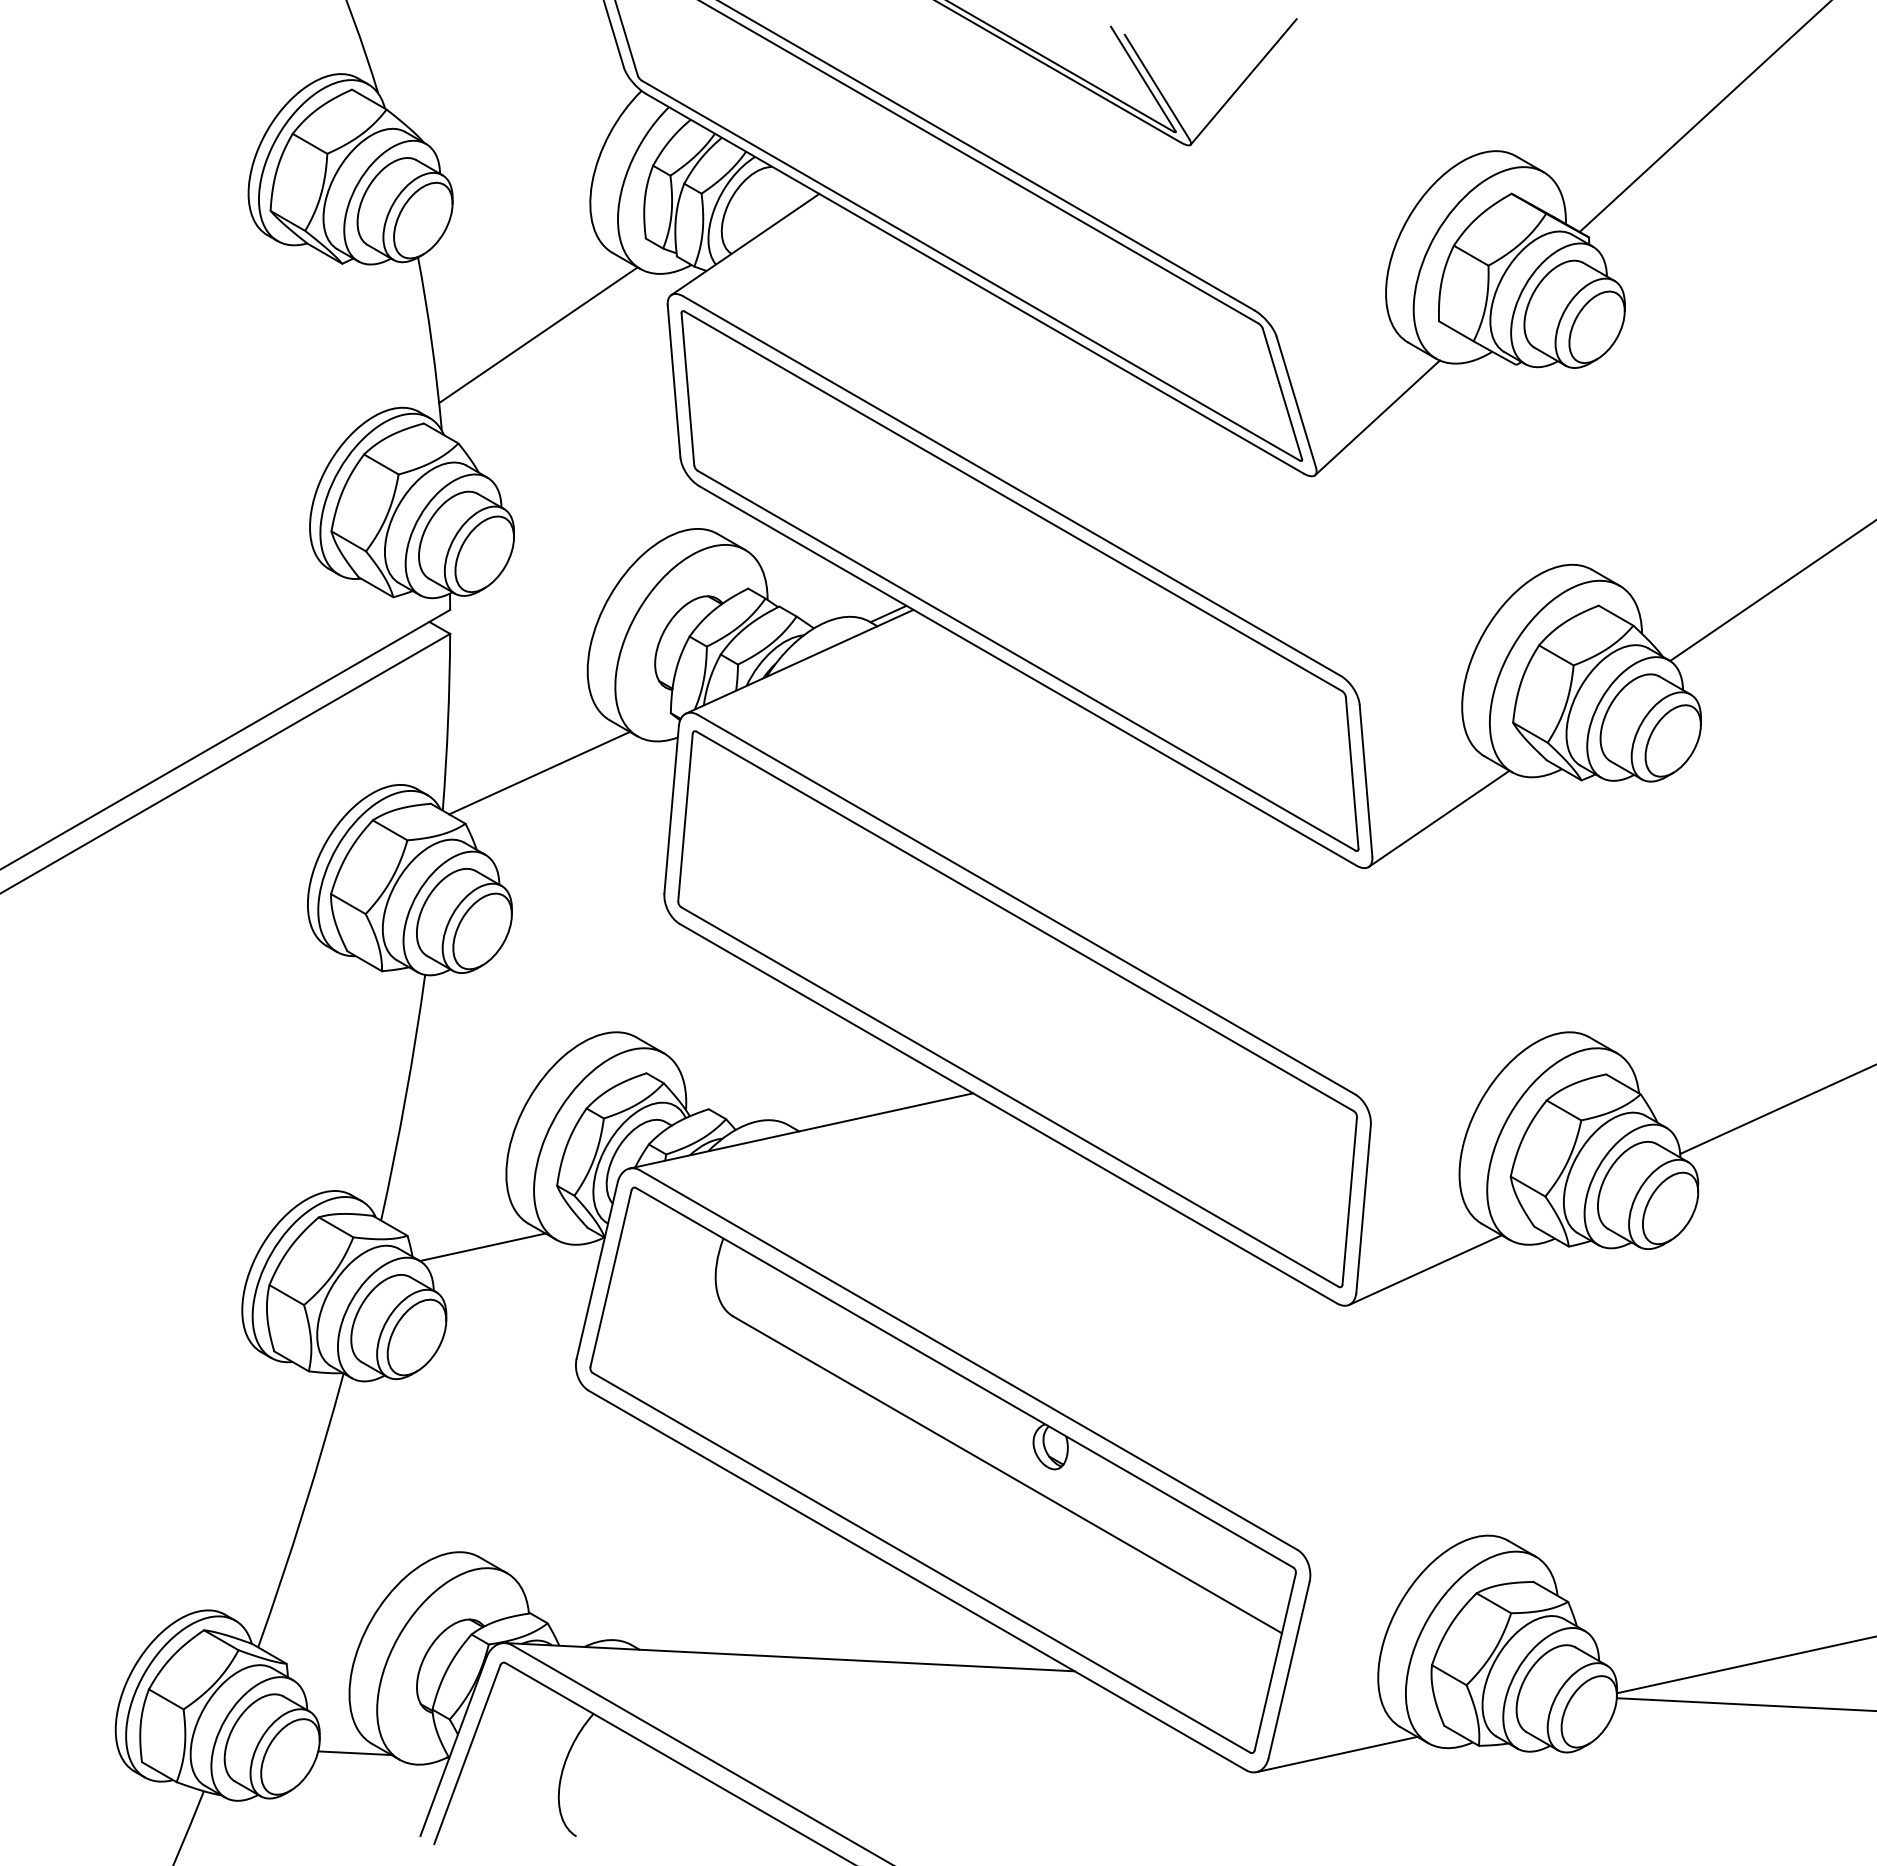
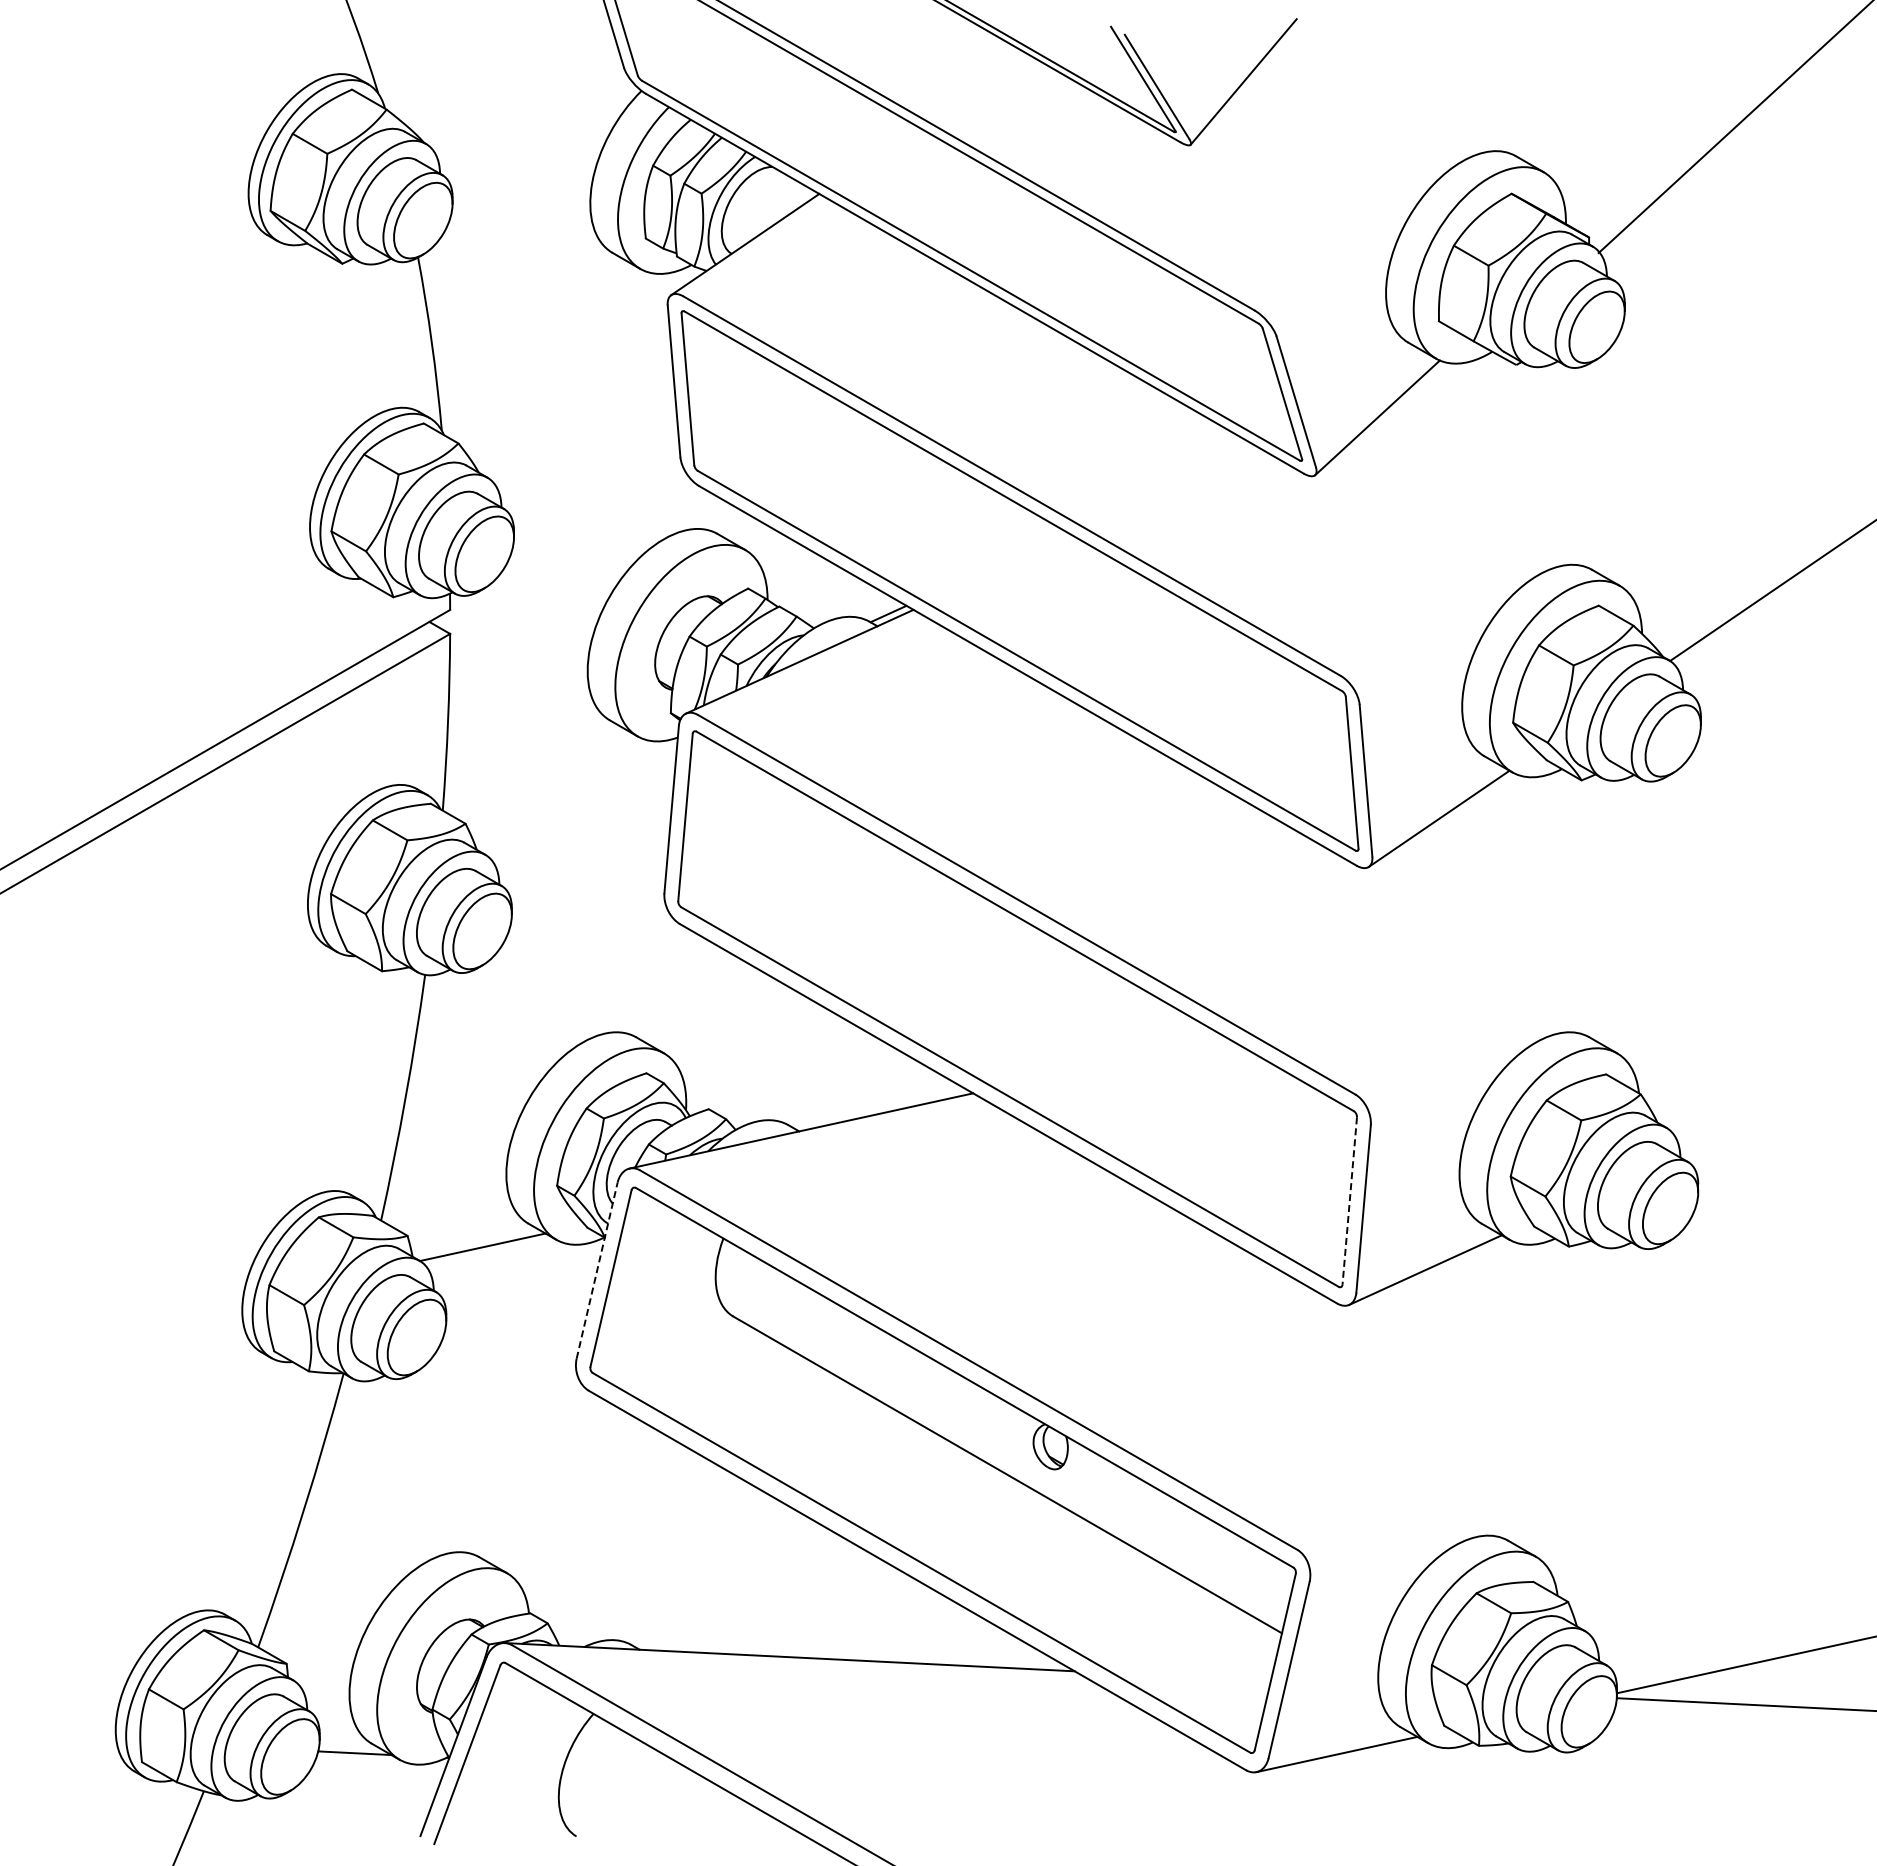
line position: (1704, 117) -> (1734, 127) (1734, 127)
line: present -> none (538, 335)
line: present -> none (539, 772)
line: present -> none (1776, 1109)
line: solid -> dashed (1349, 1201)
line: solid -> dashed (597, 1270)
